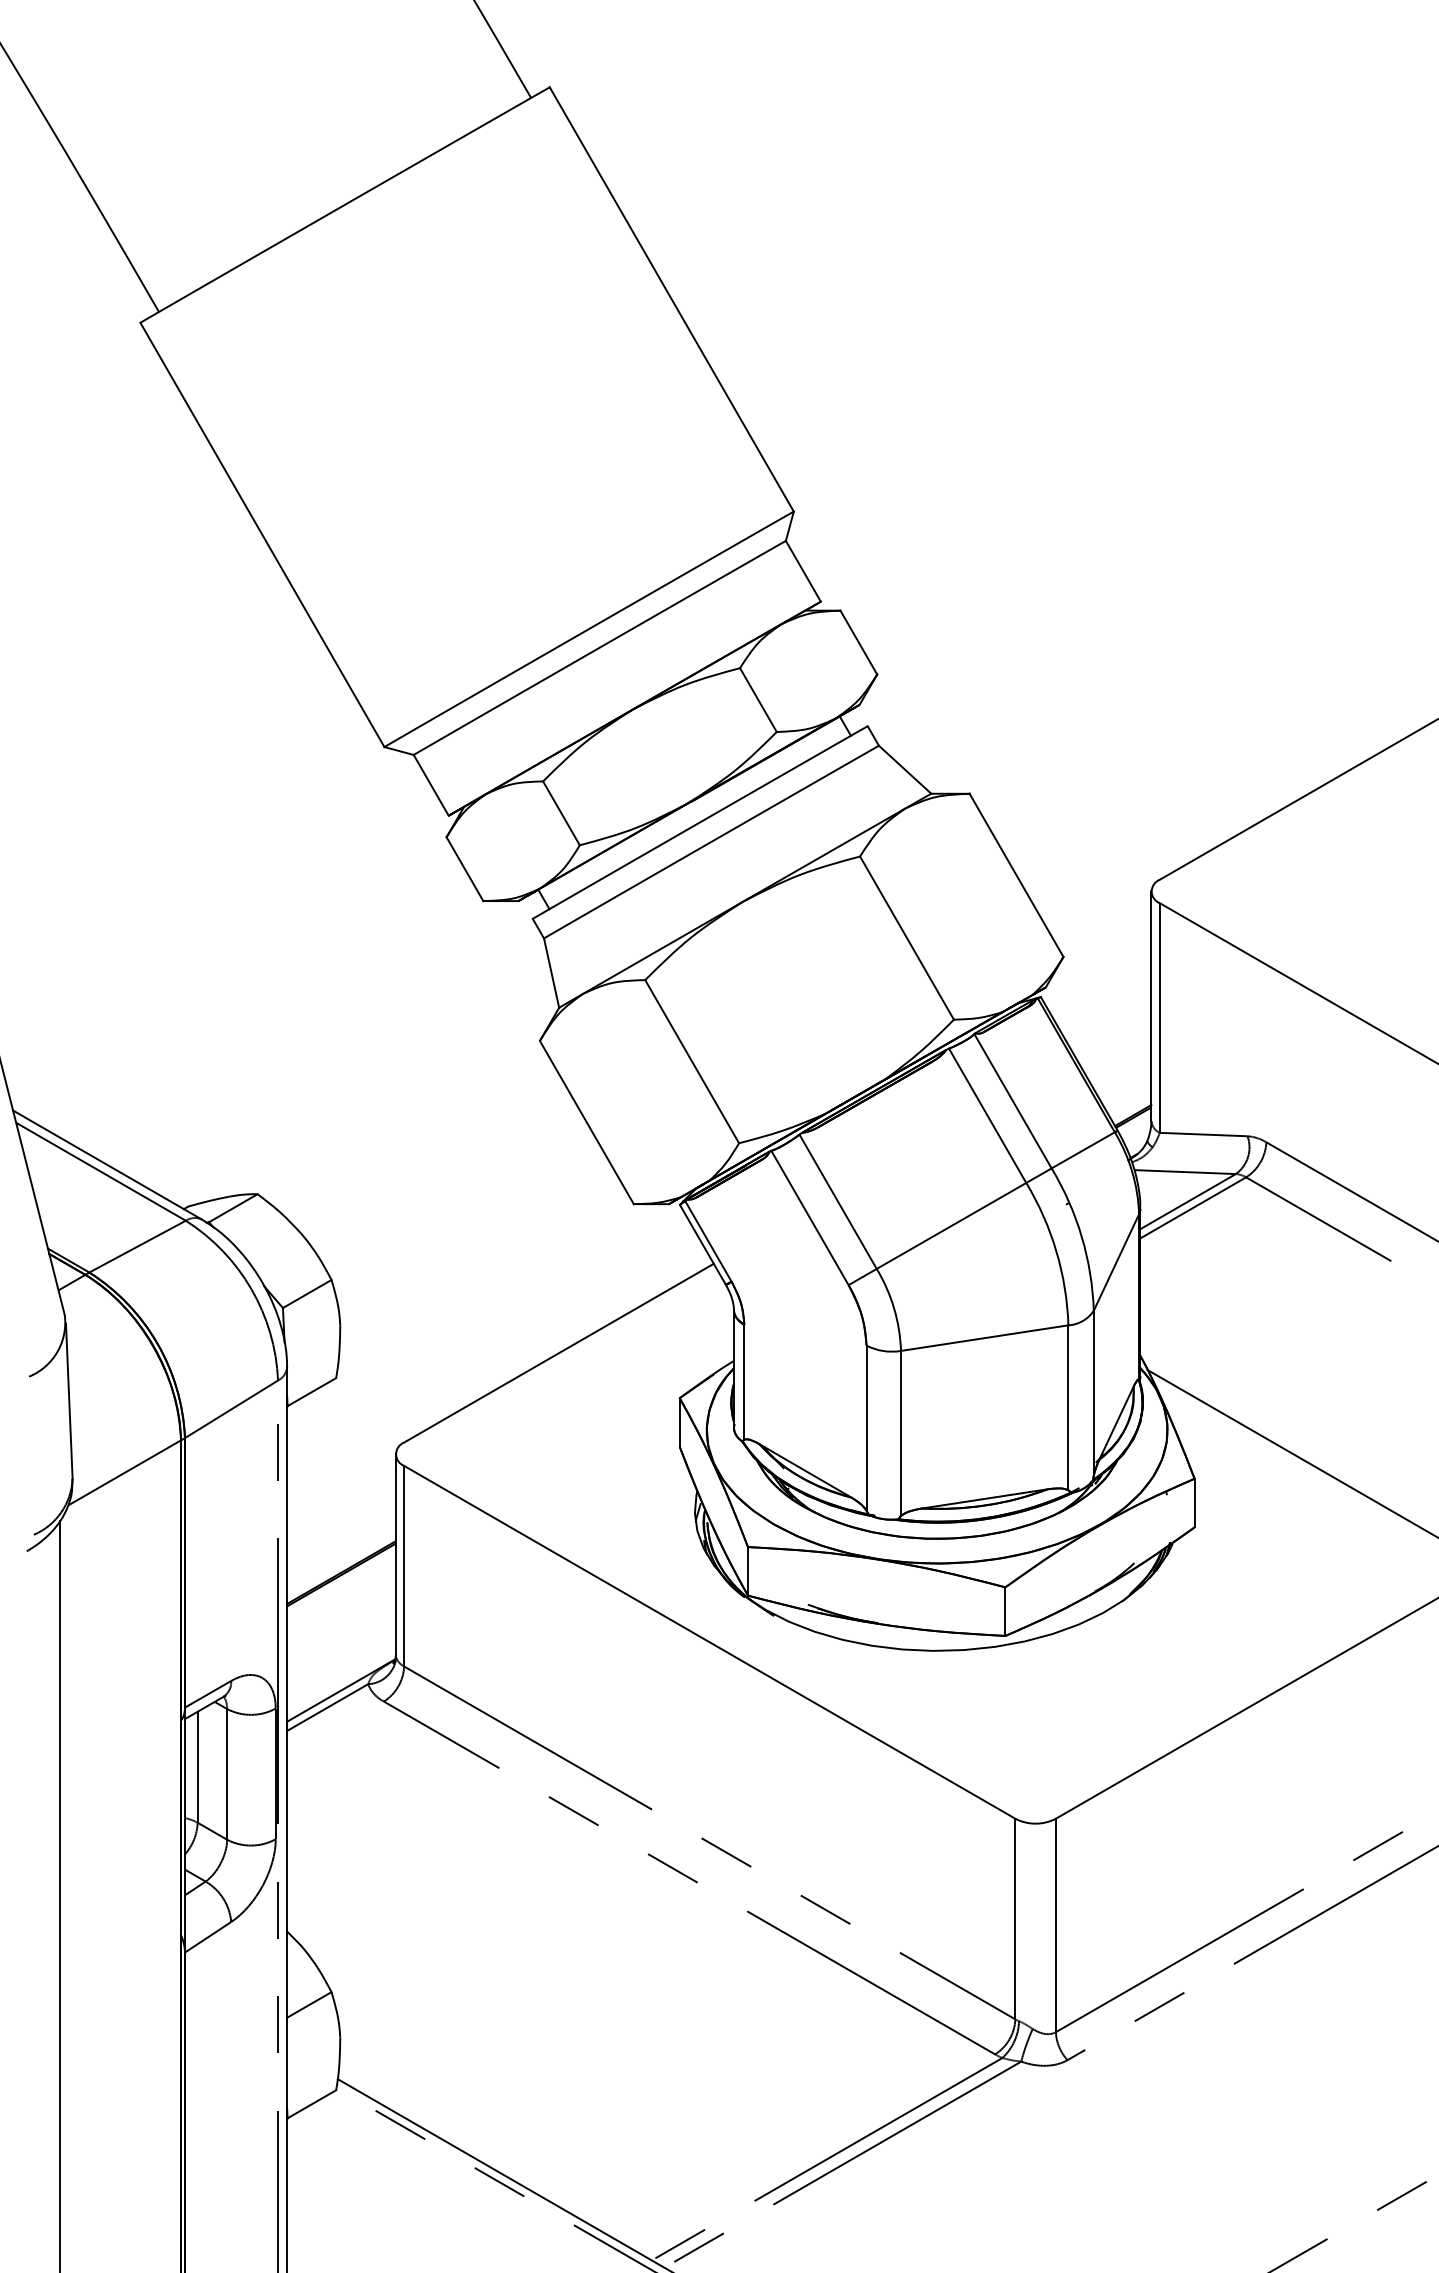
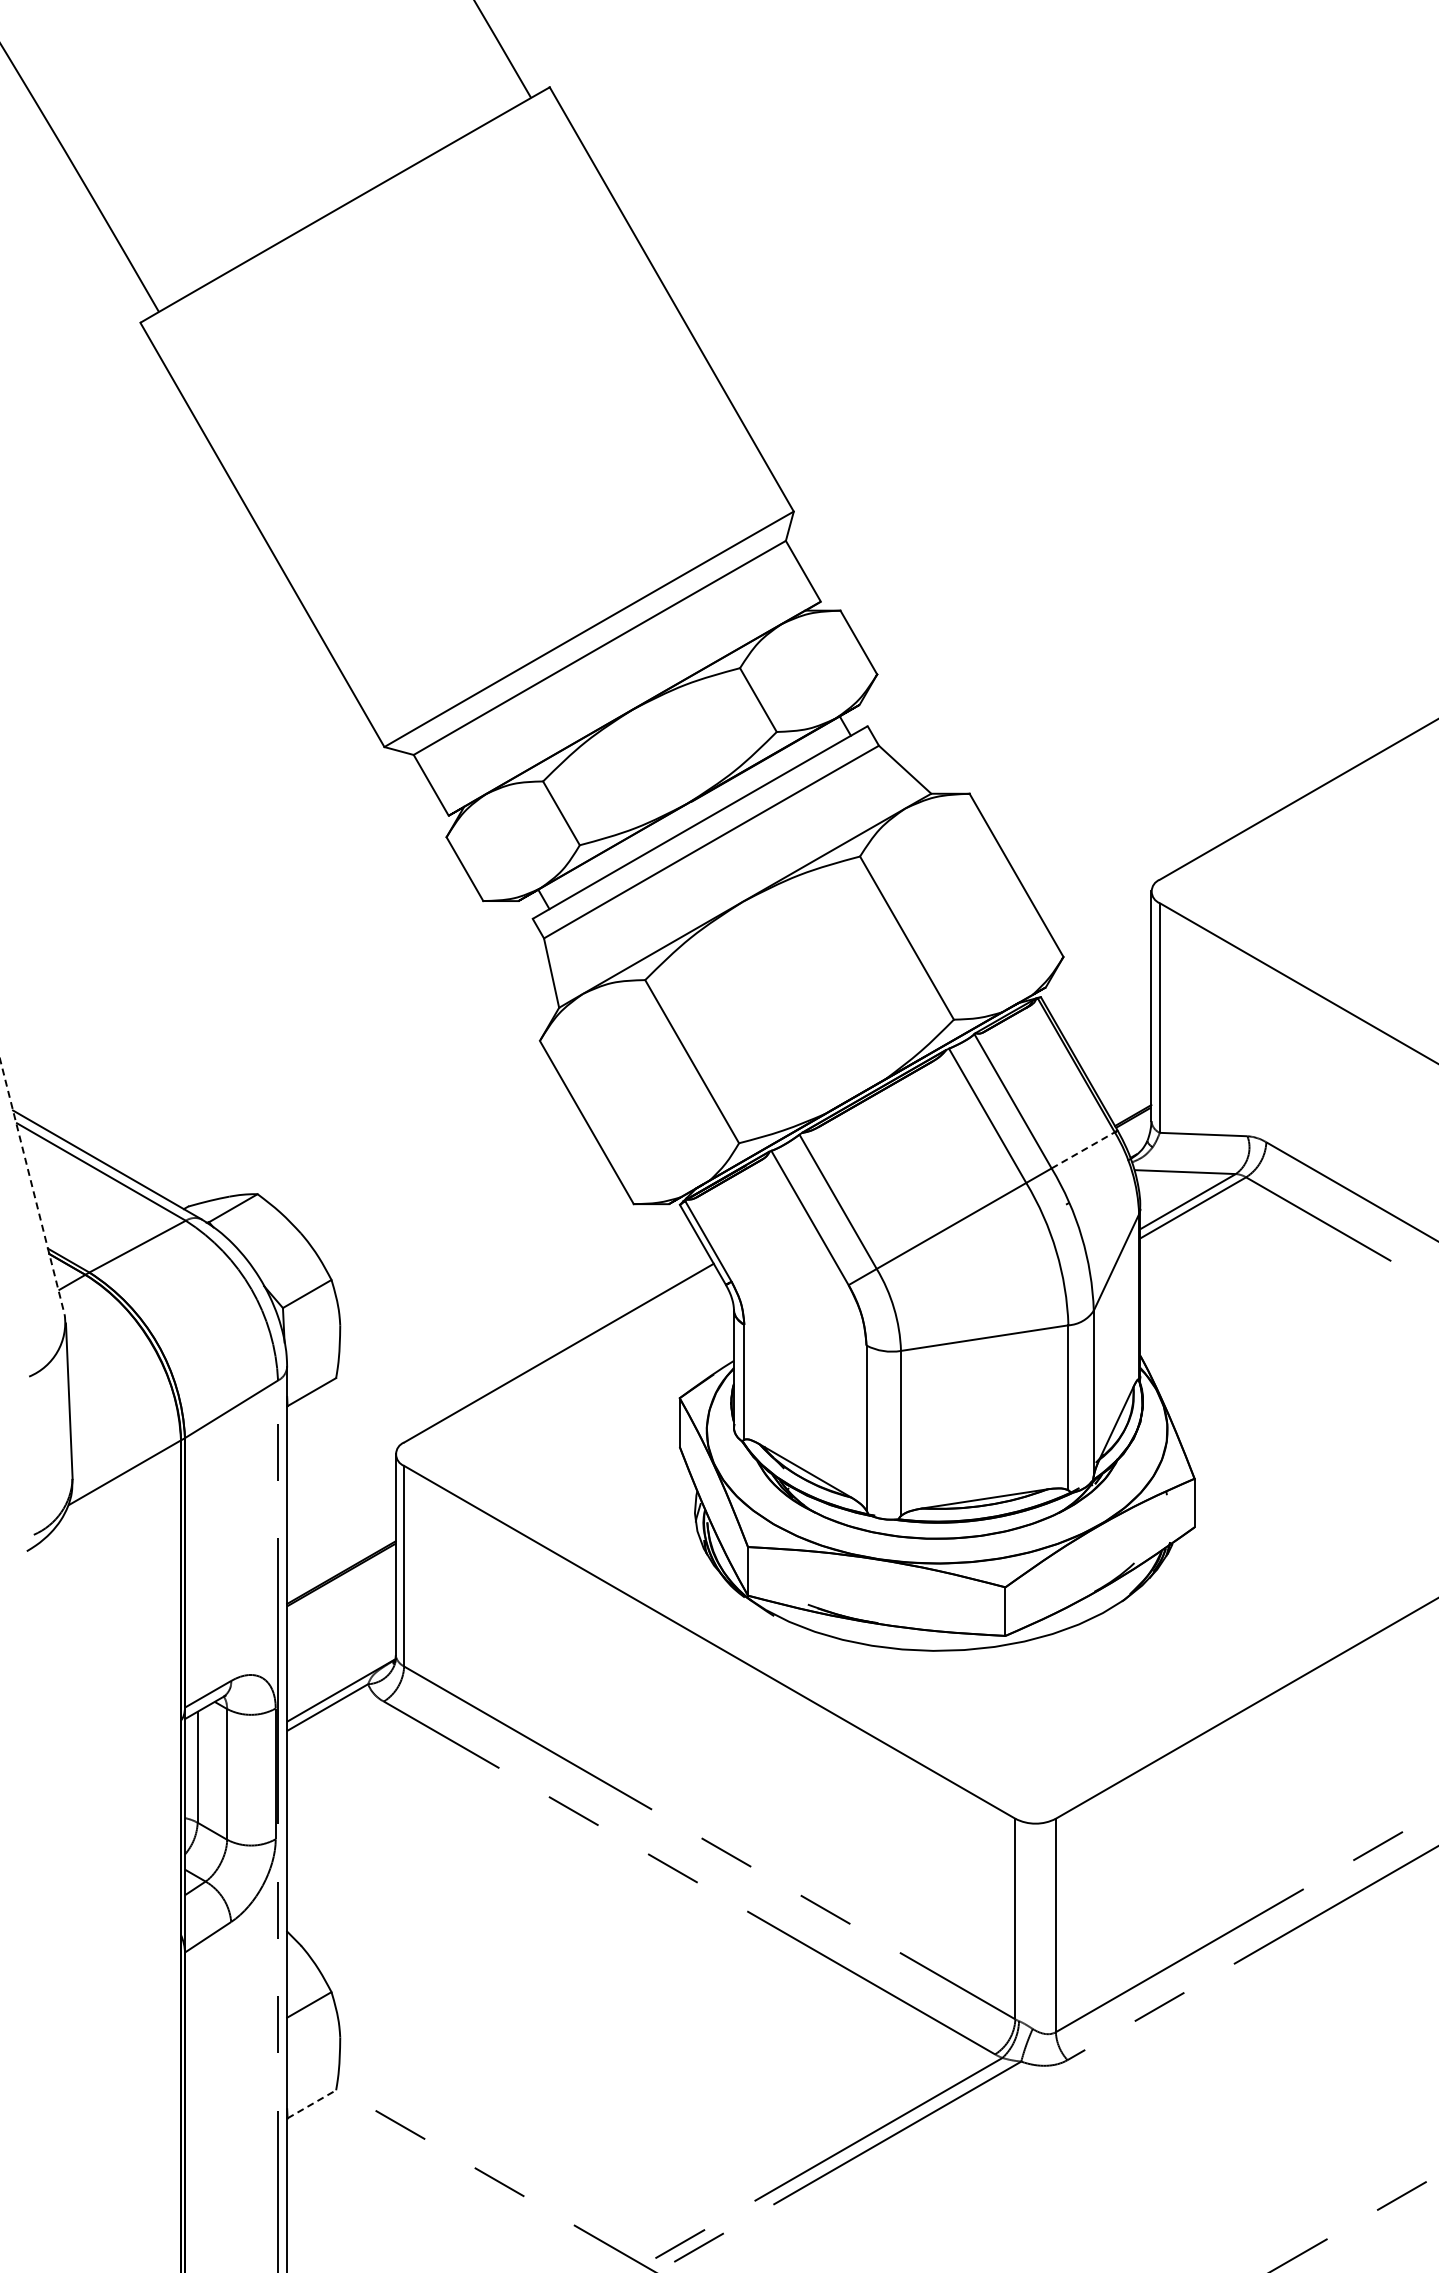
line: solid -> dashed (1083, 1150)
line: solid -> dashed (32, 1187)
line: present -> none (1291, 1453)
line: present -> none (59, 1895)
line: solid -> dashed (312, 2104)
line: present -> none (502, 2174)
